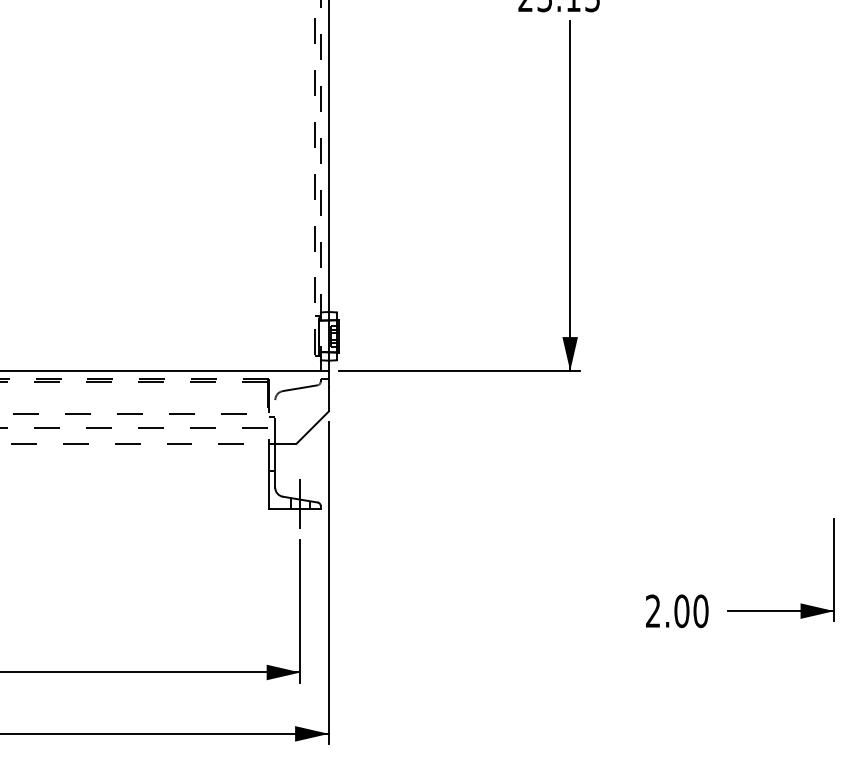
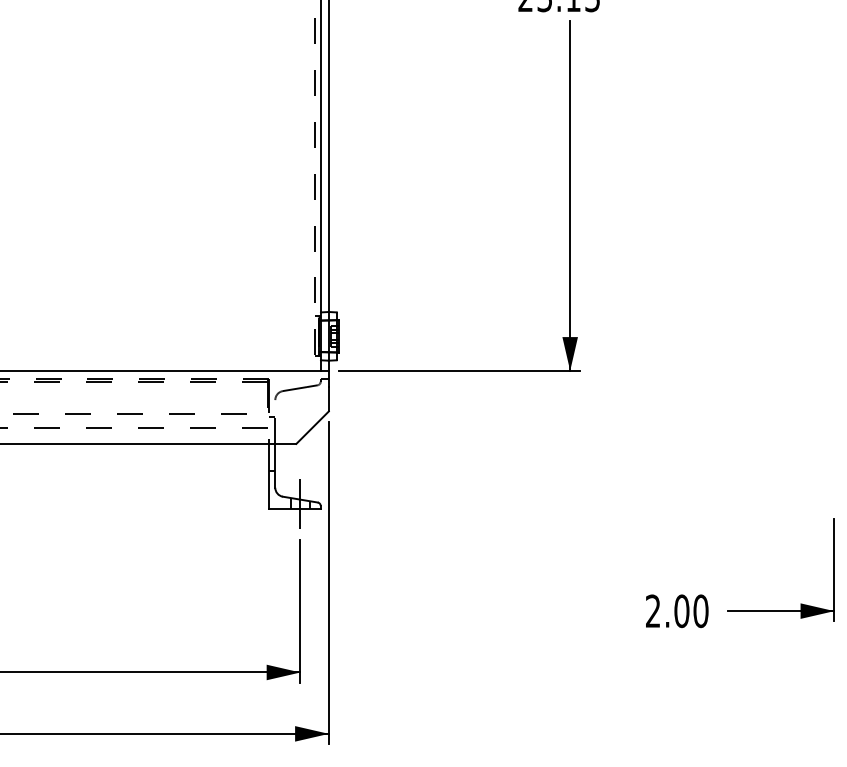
line: dashed -> solid (320, 185)
line: dashed -> solid (148, 443)
